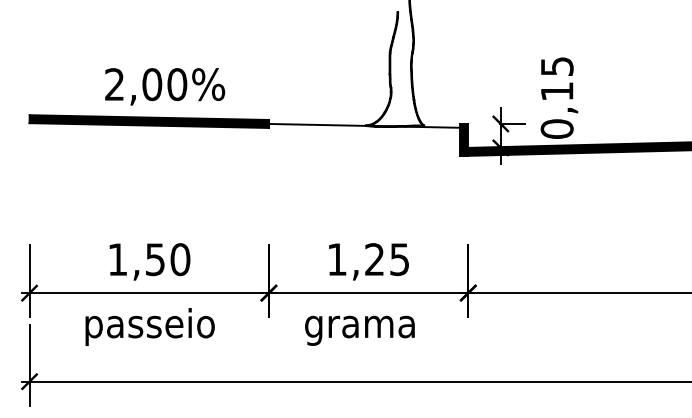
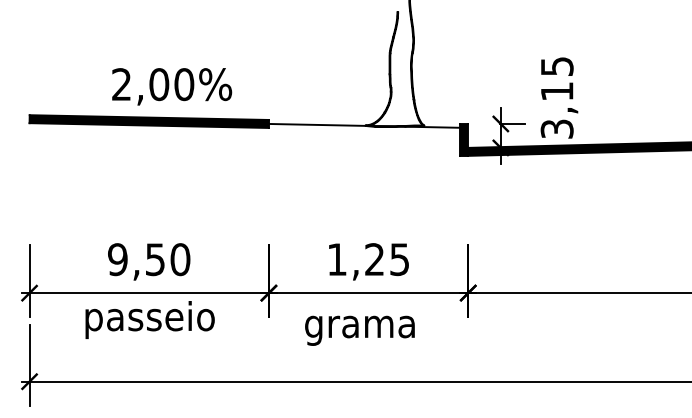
text position: (165, 86) -> (172, 86) (172, 86)
text: 0,15 -> 3,15 (556, 128)
text: 1,50 -> 9,50 (117, 259)
text position: (149, 326) -> (149, 319) (149, 319)
